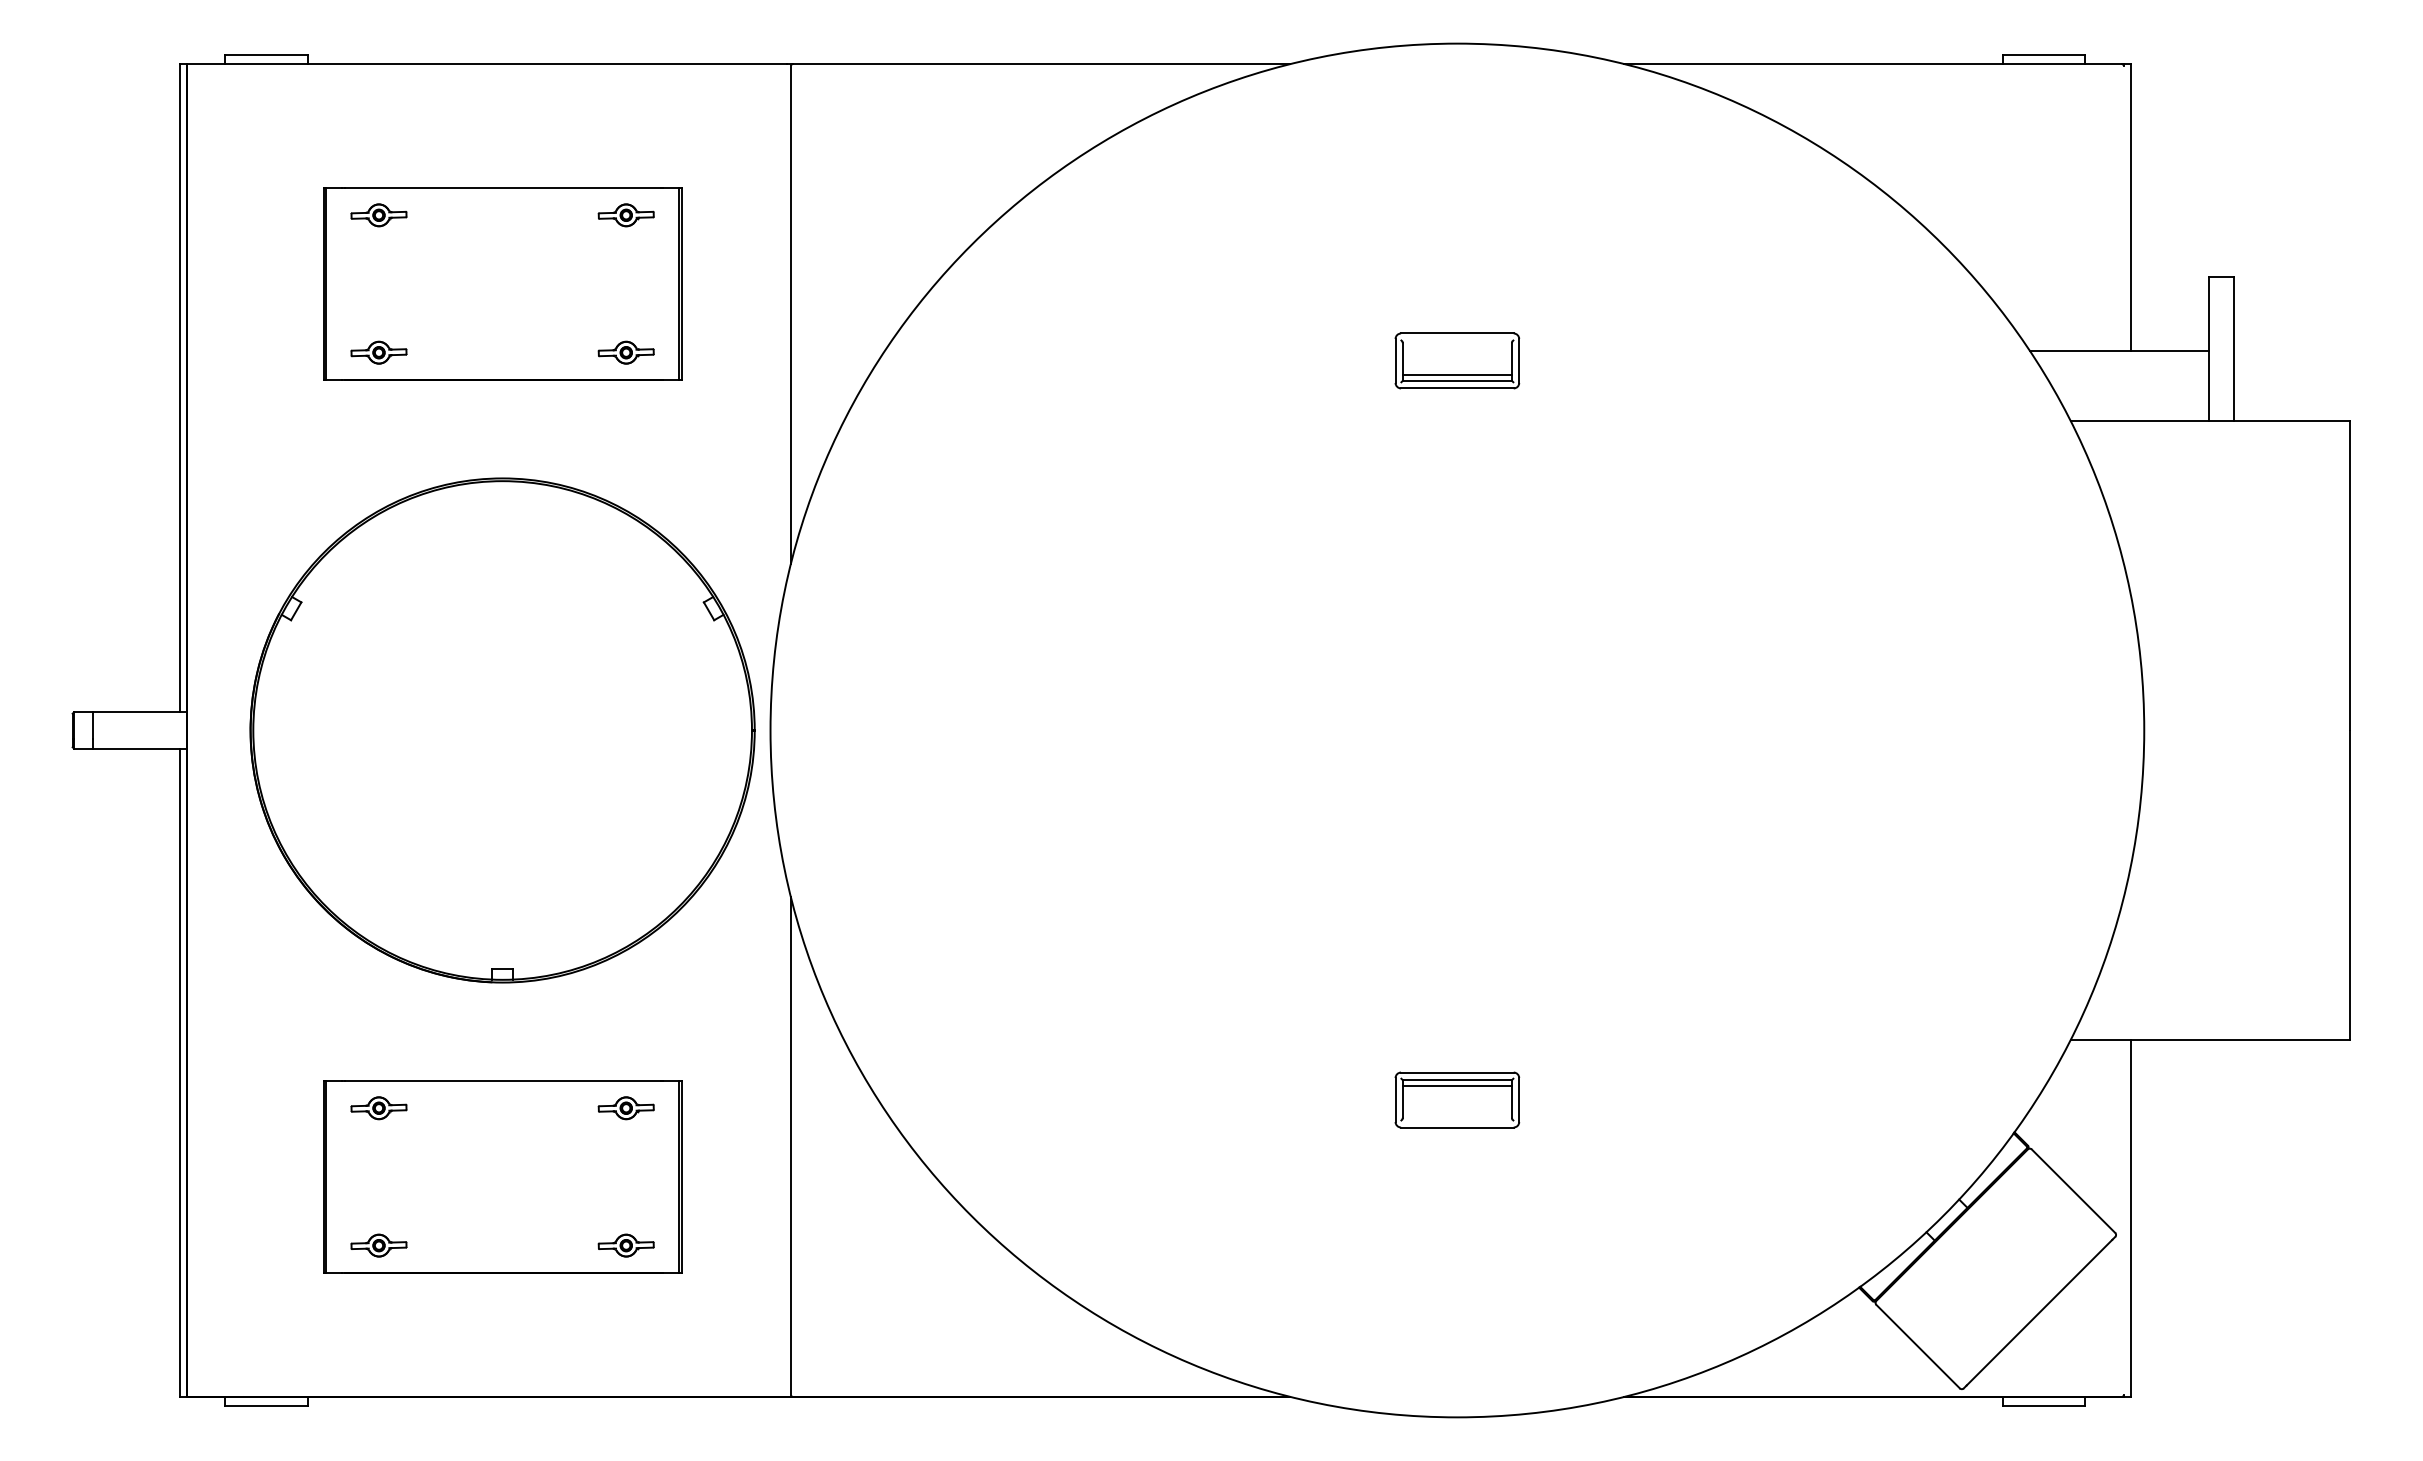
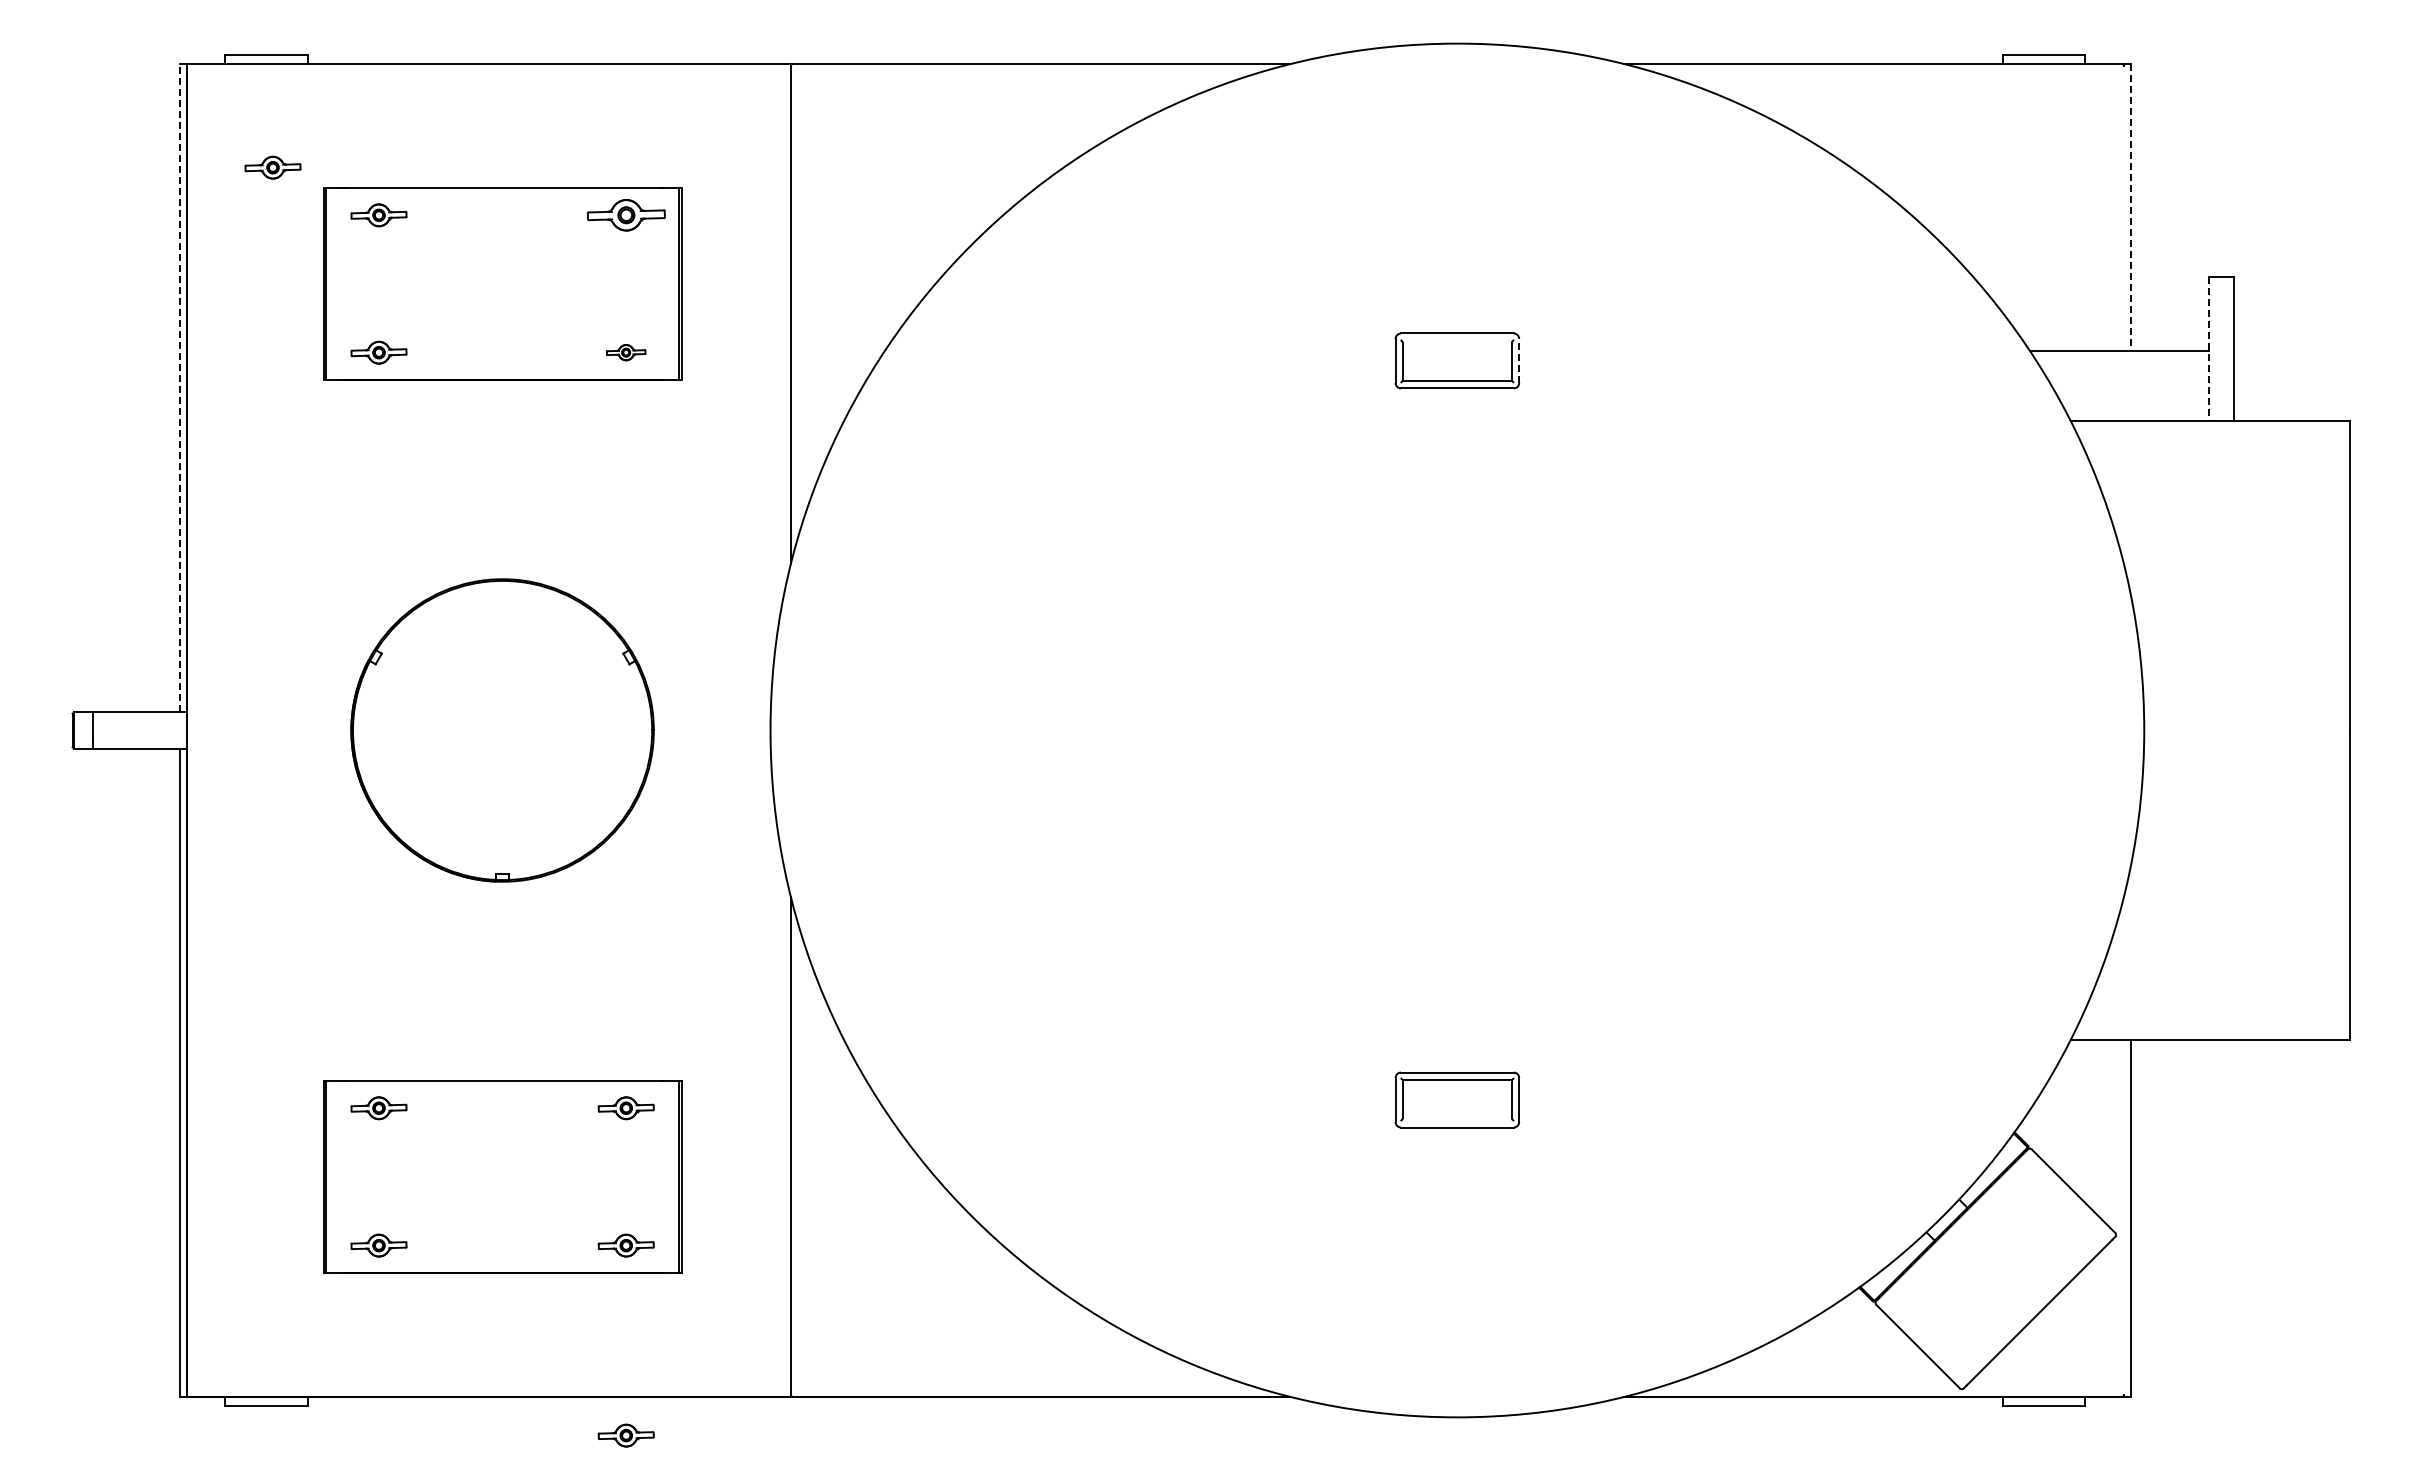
part: none -> present (272, 167)
line: solid -> dashed (2130, 207)
part size: 58x25 px -> 79x33 px (626, 215)
line: solid -> dashed (2208, 349)
part size: 58x25 px -> 41x18 px (626, 352)
line: solid -> dashed (1519, 360)
line: present -> none (1456, 375)
line: solid -> dashed (179, 388)
part size: 507x507 px -> 305x305 px (502, 730)
line: present -> none (1456, 1085)
part: none -> present (625, 1435)
